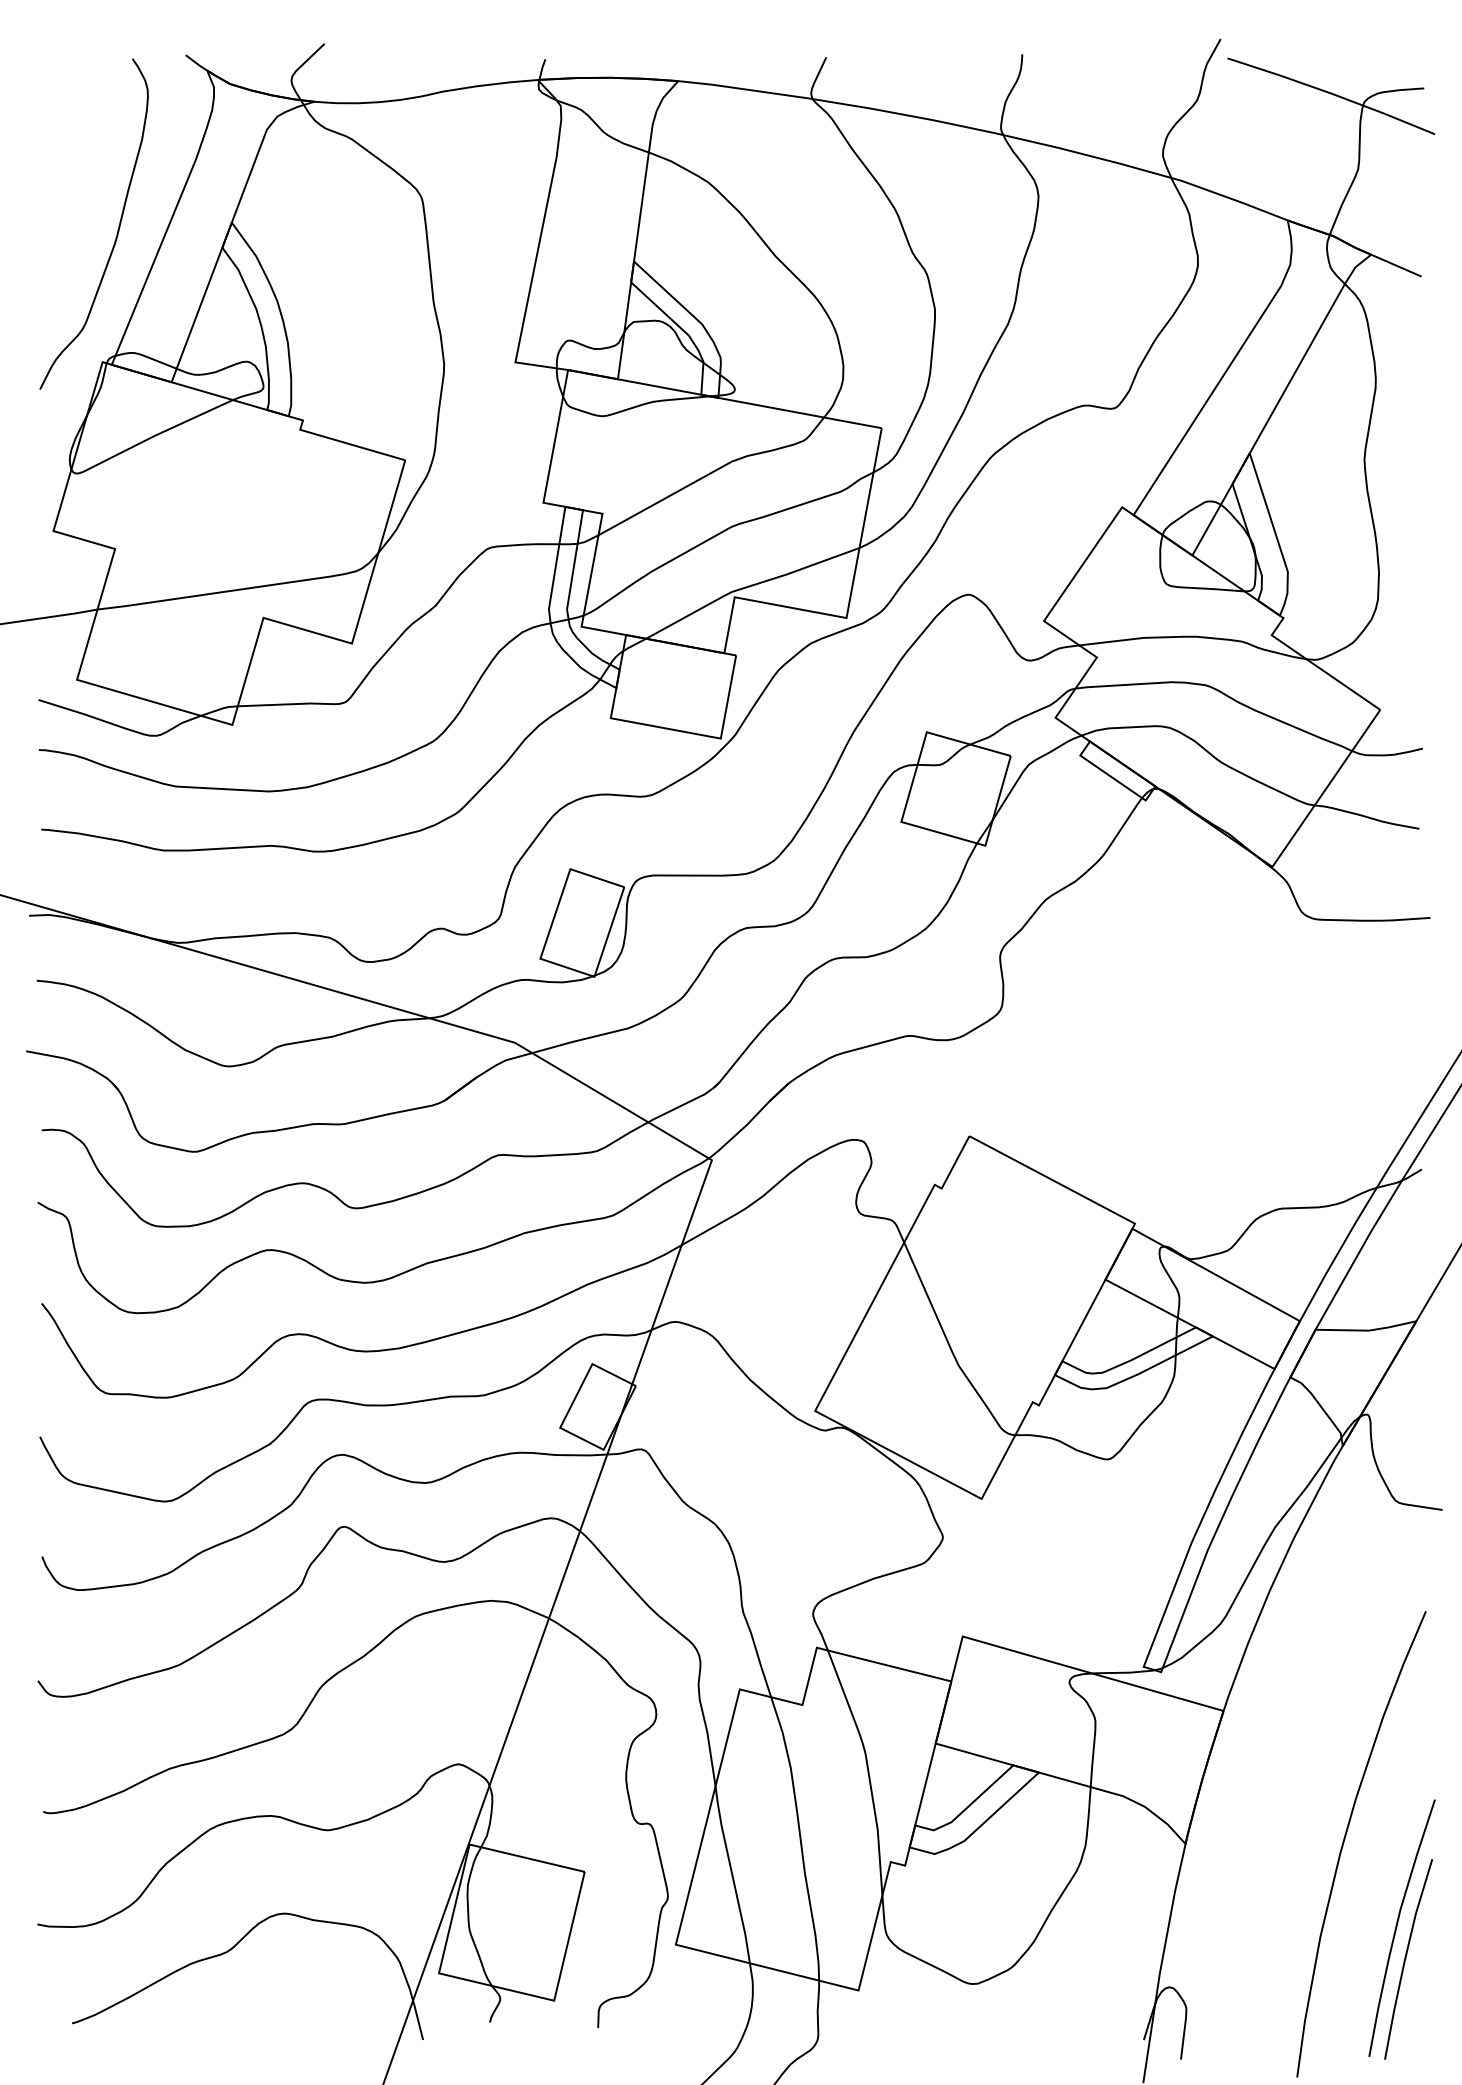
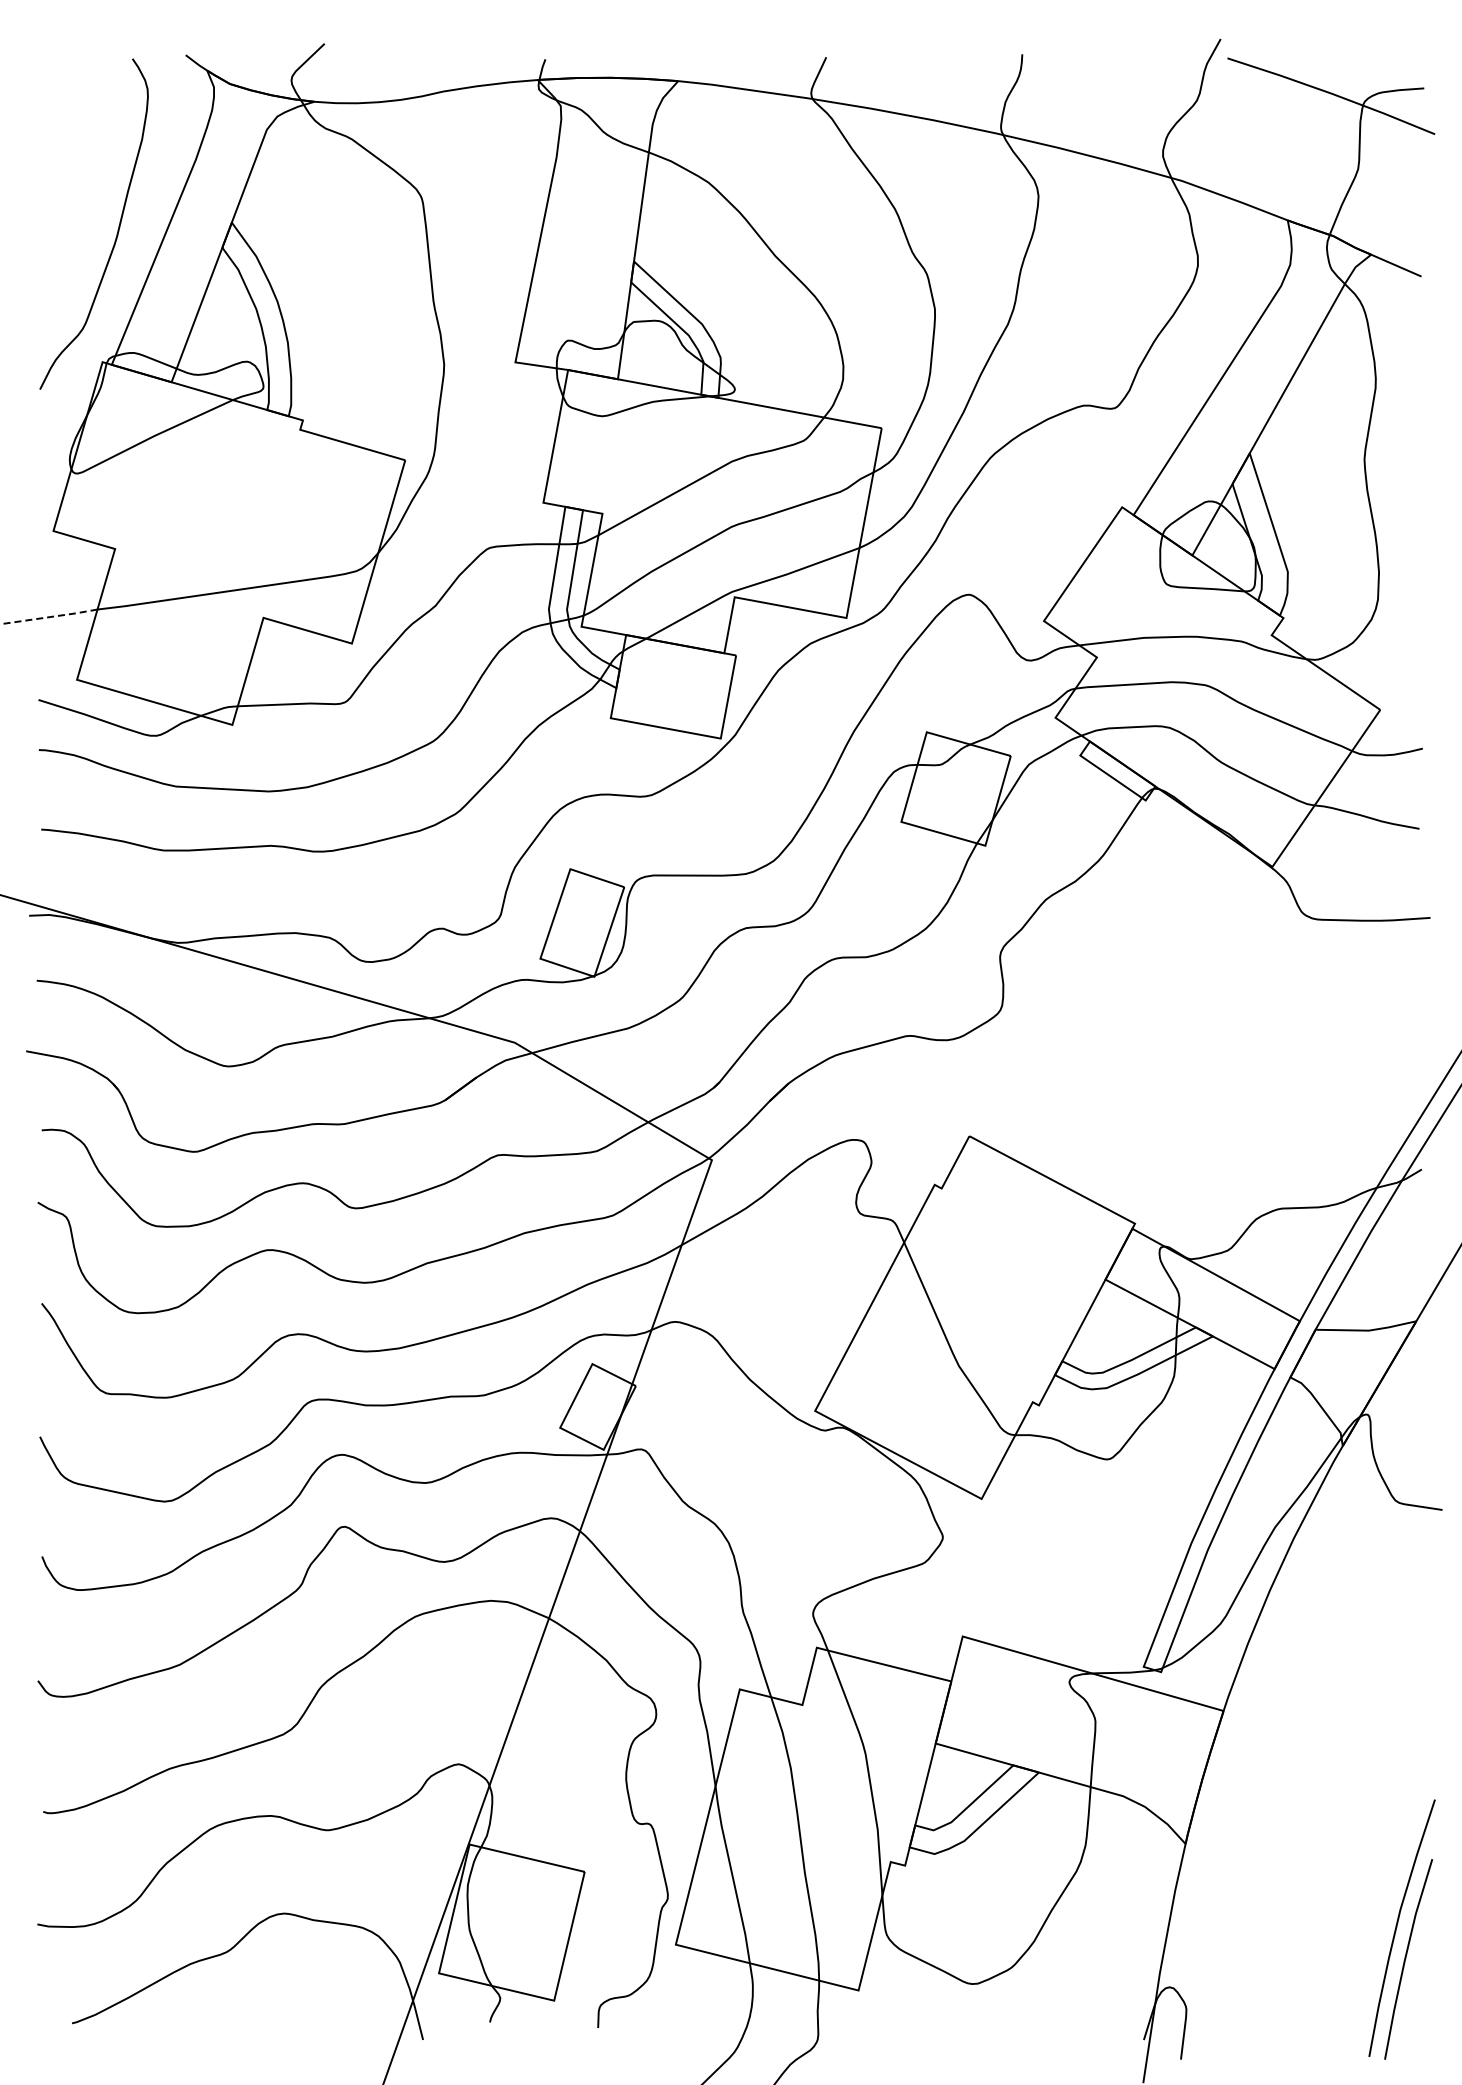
line: solid -> dashed (50, 617)
curve: present -> none (1345, 1839)
